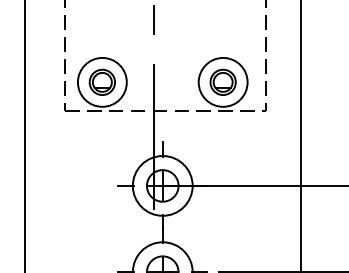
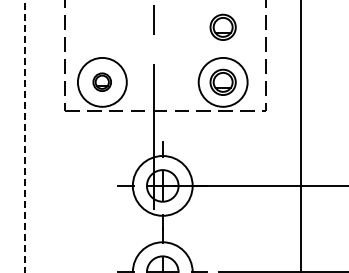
part: none -> present (222, 26)
part size: 28x28 px -> 20x20 px (101, 81)
line: solid -> dashed (24, 136)
